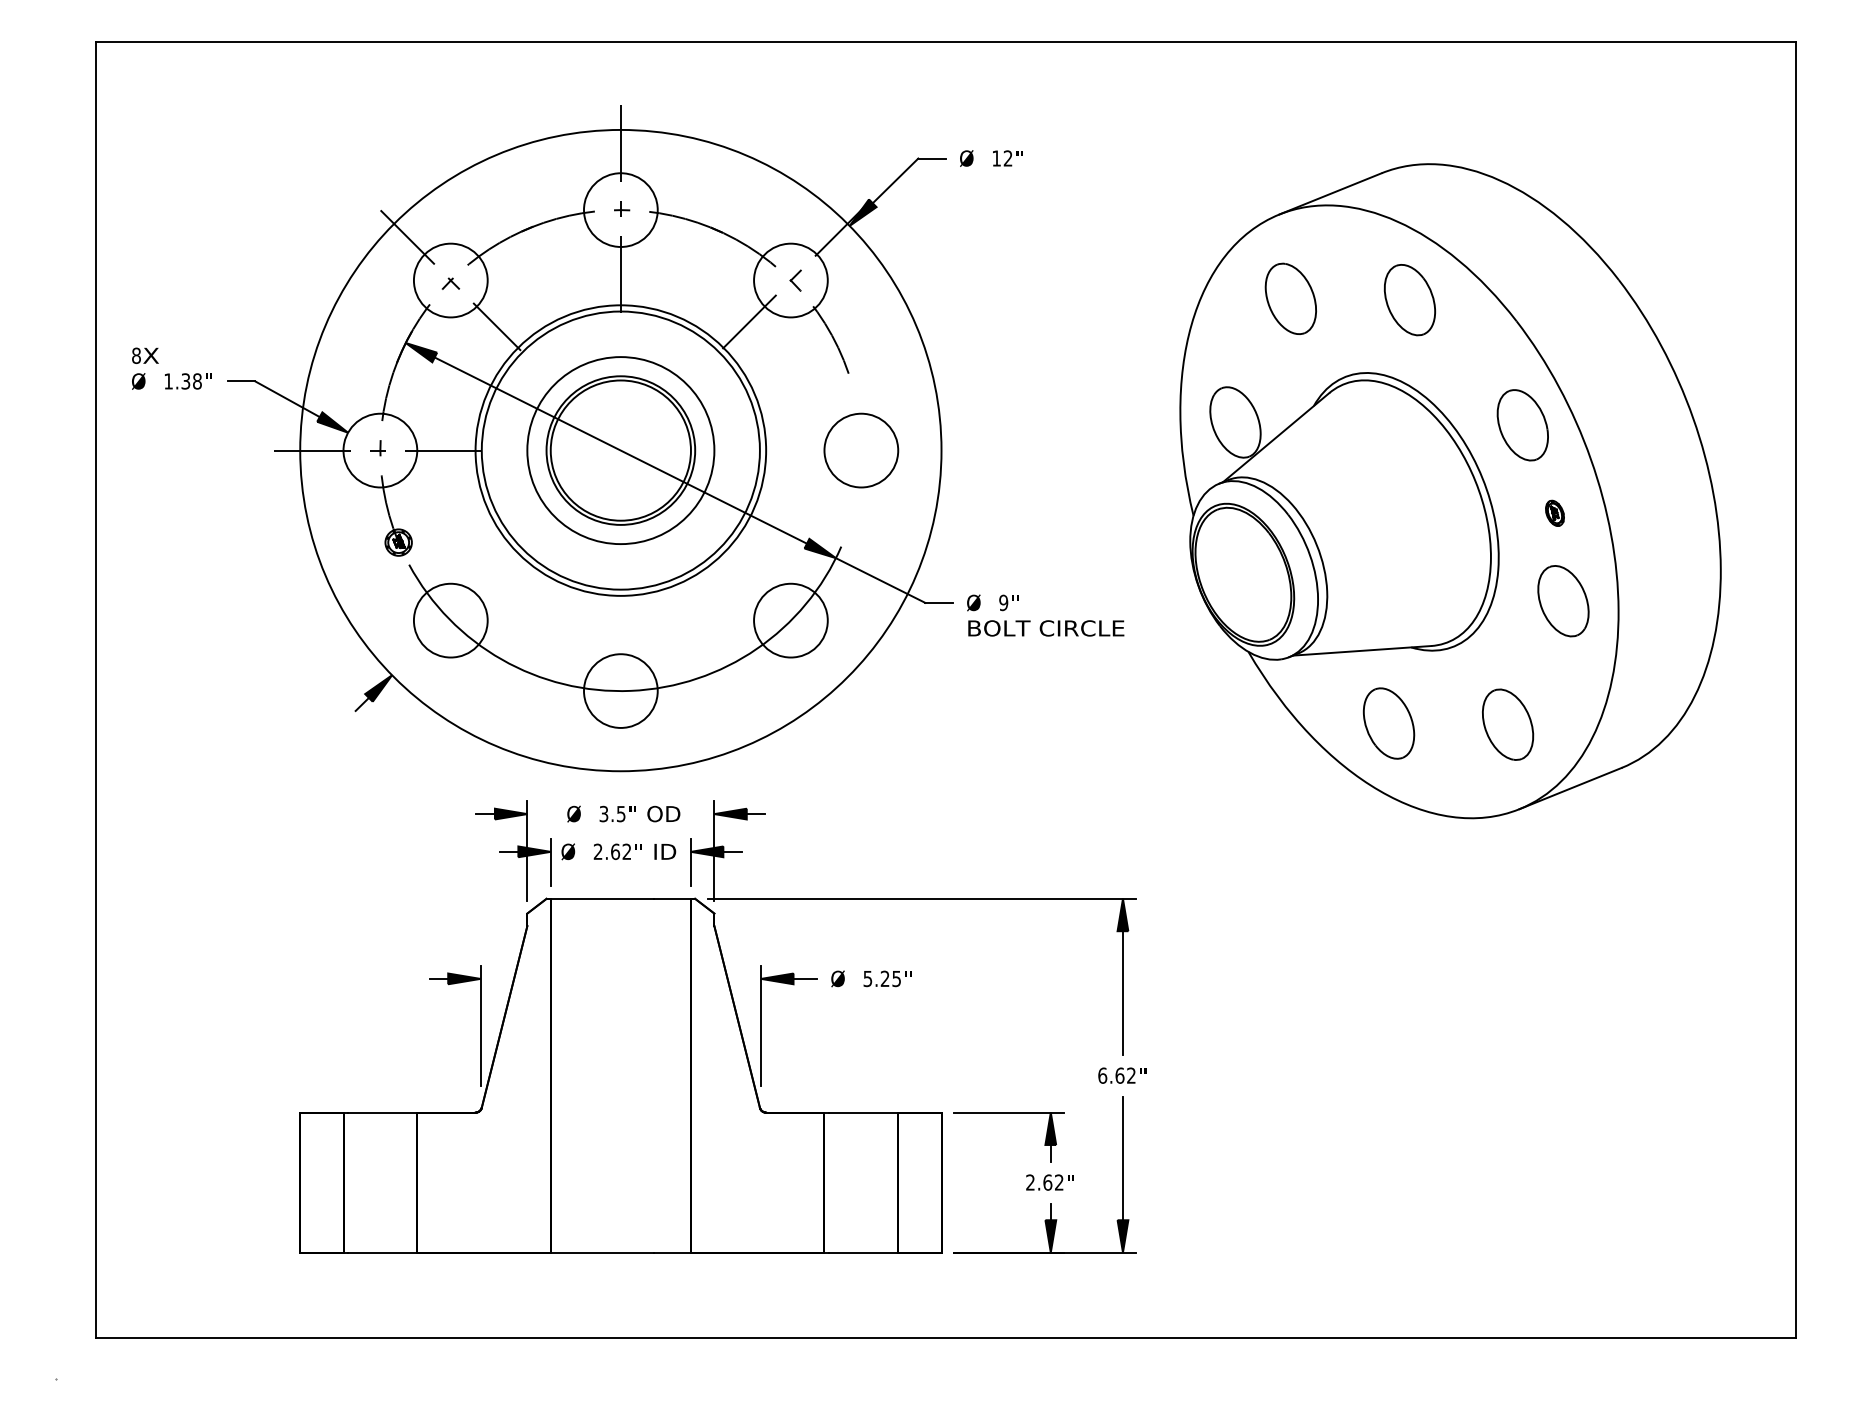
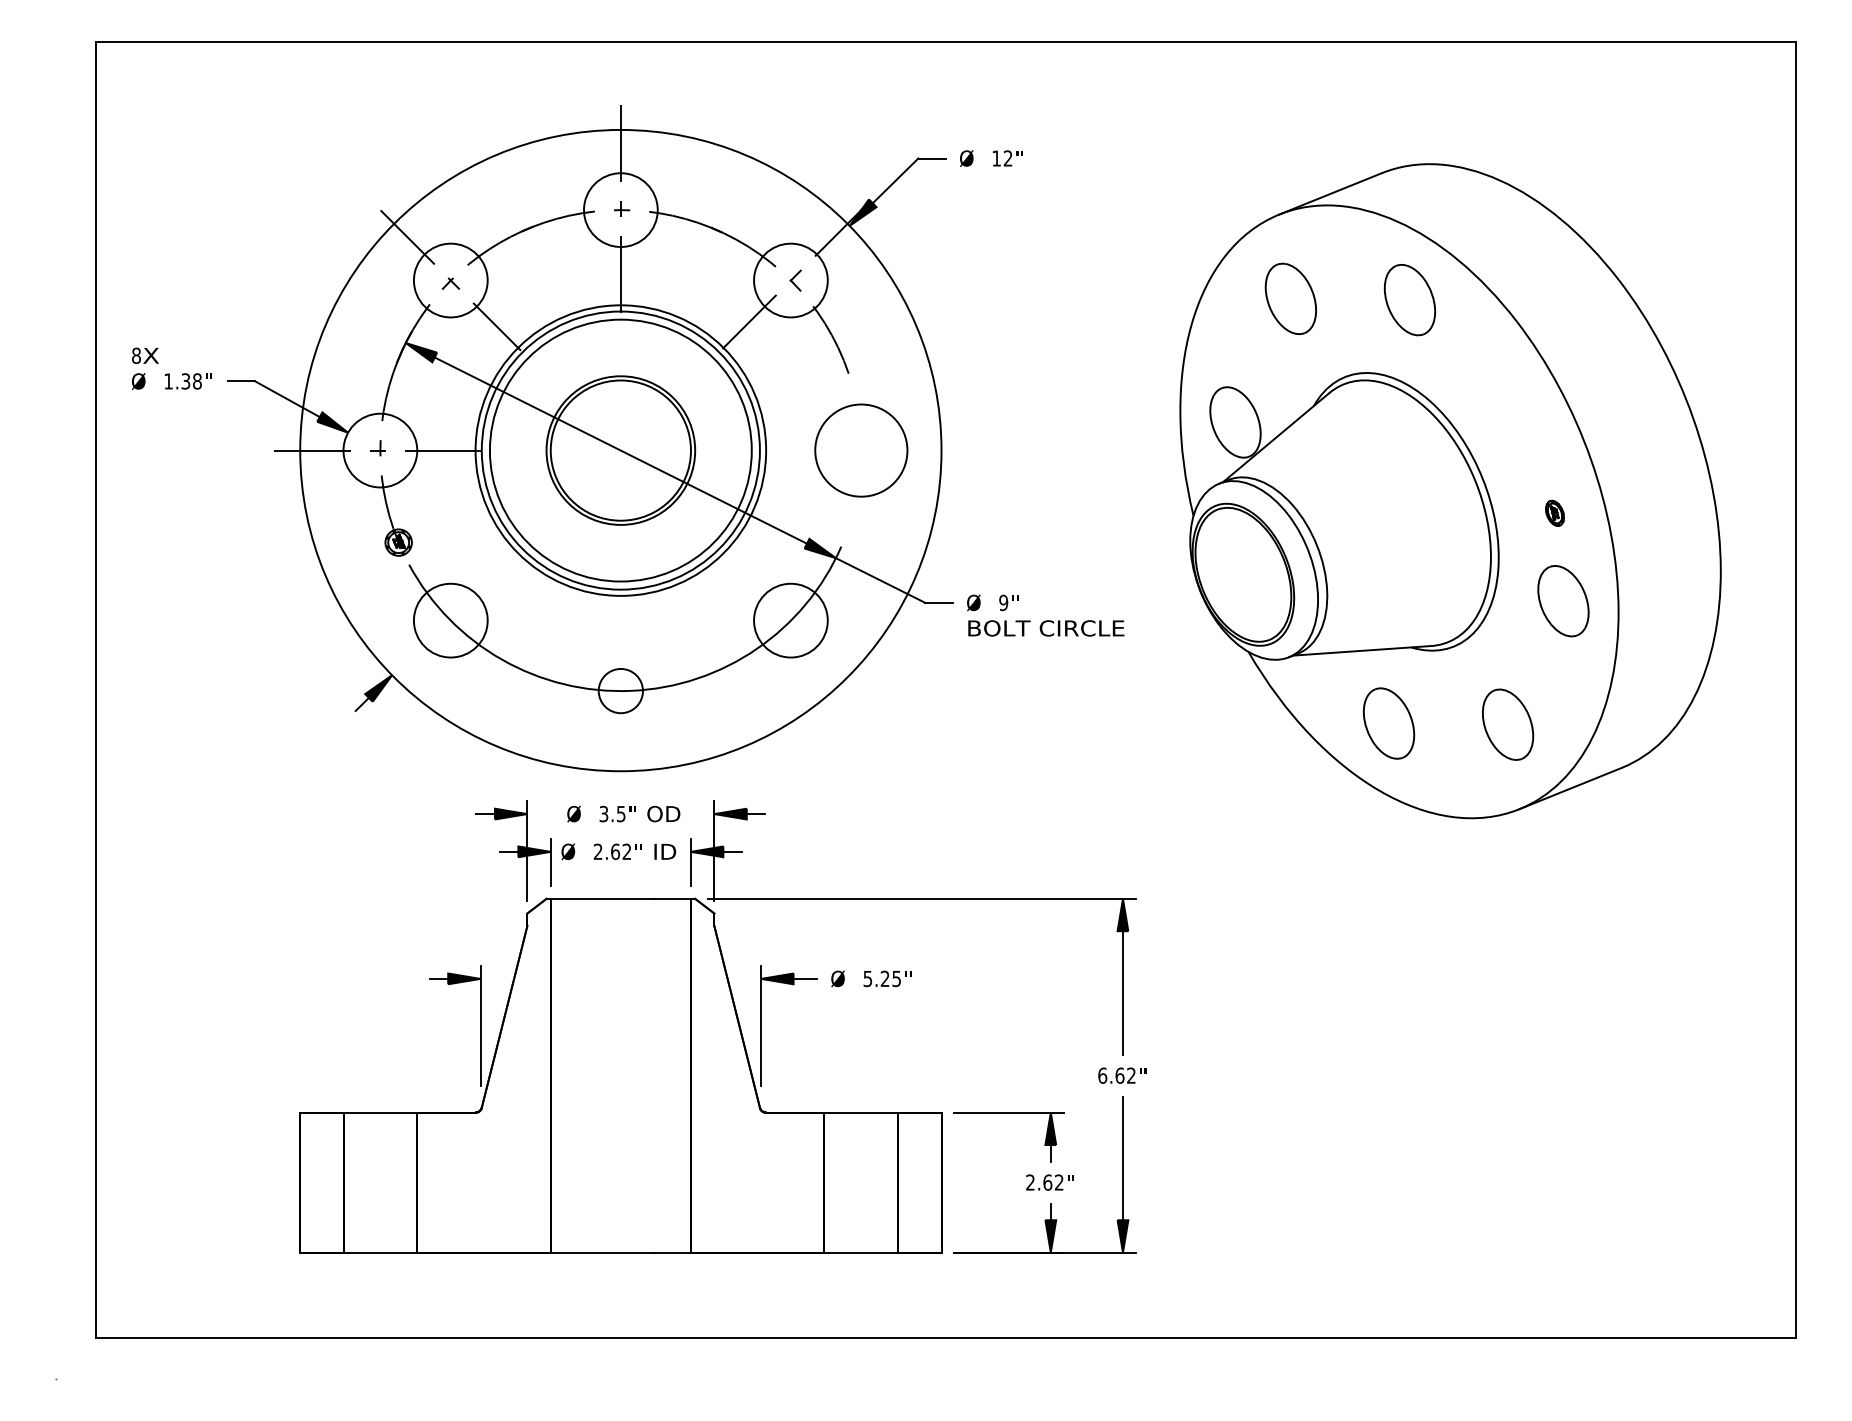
part: present -> none (1522, 425)
circle diameter: 187 px -> 262 px (620, 450)
circle diameter: 74 px -> 92 px (861, 450)
circle diameter: 74 px -> 44 px (620, 690)
